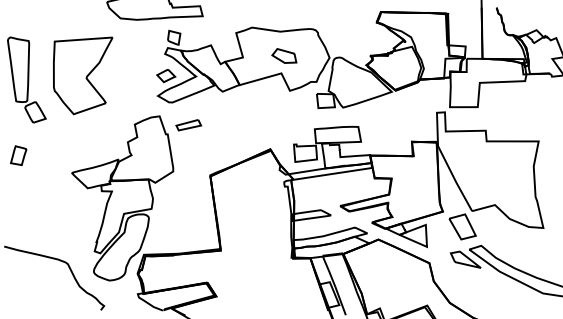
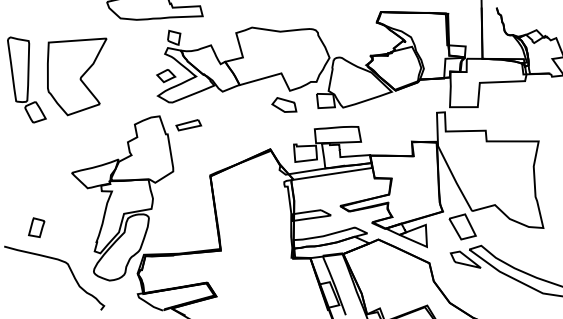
part position: (284, 55) -> (284, 104) (284, 104)
part position: (83, 75) -> (77, 76) (77, 76)
part position: (18, 155) -> (36, 227) (36, 227)
